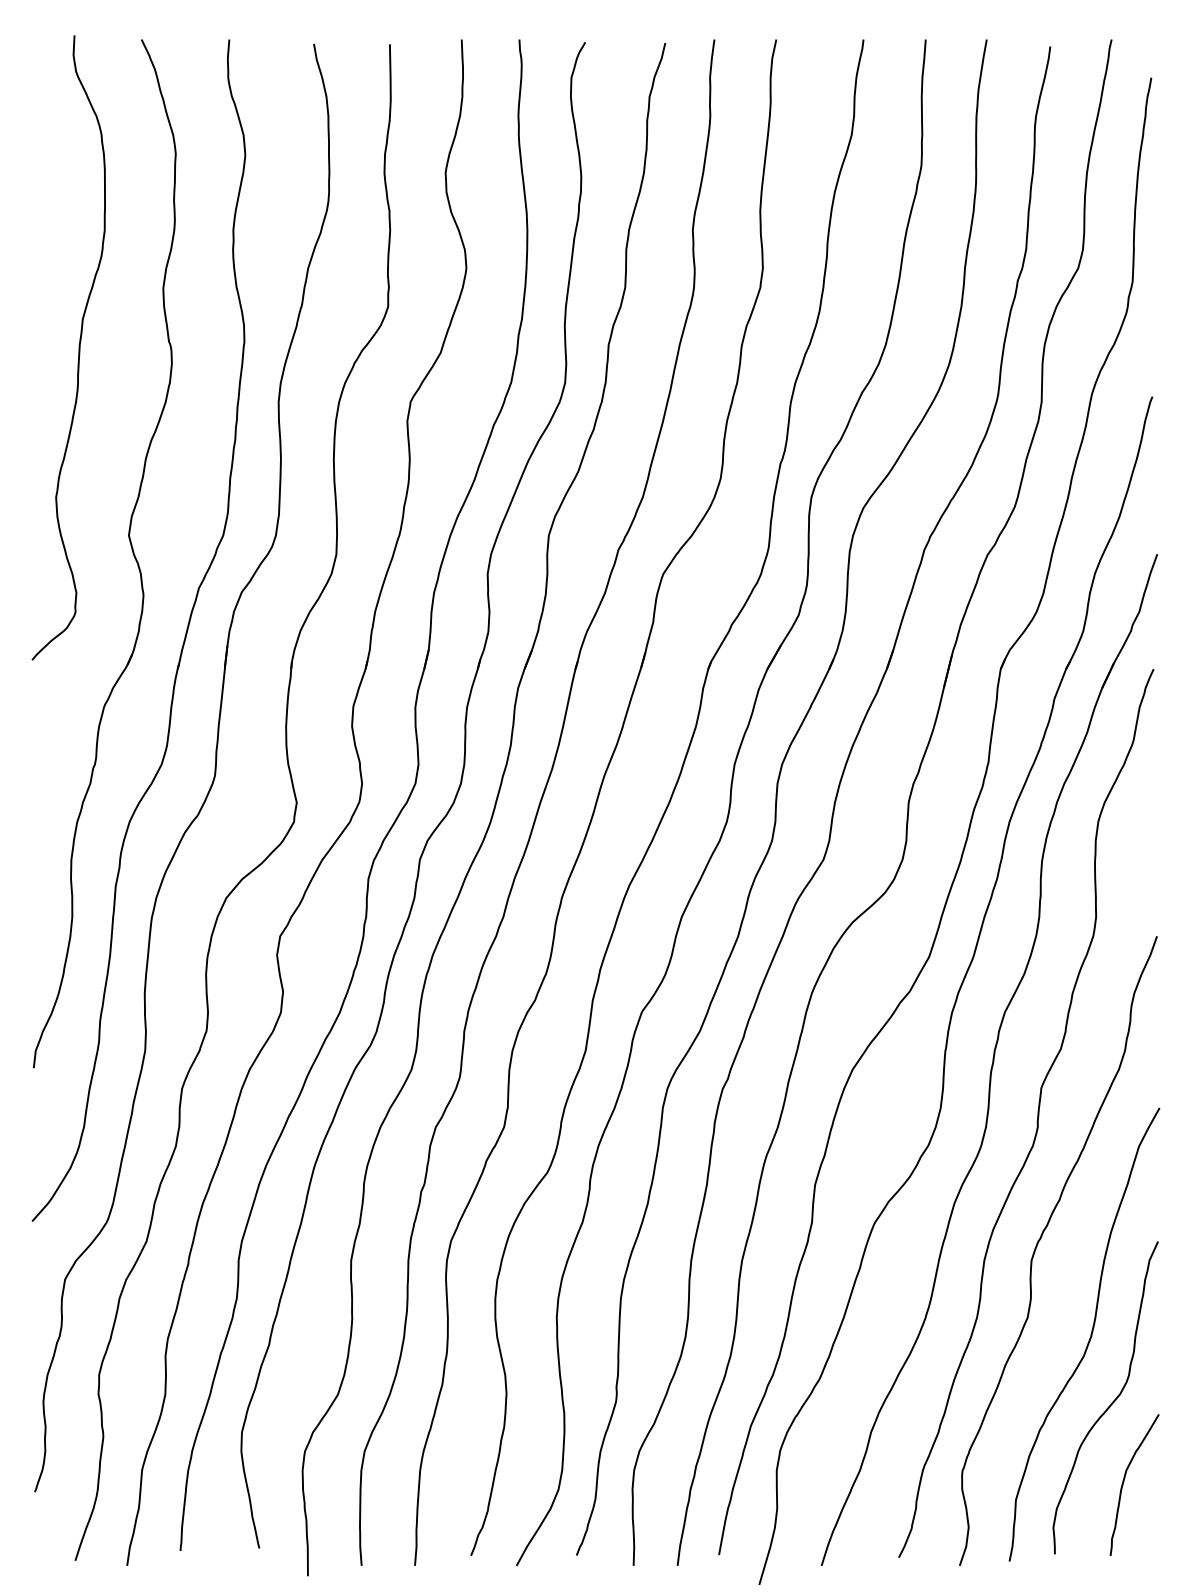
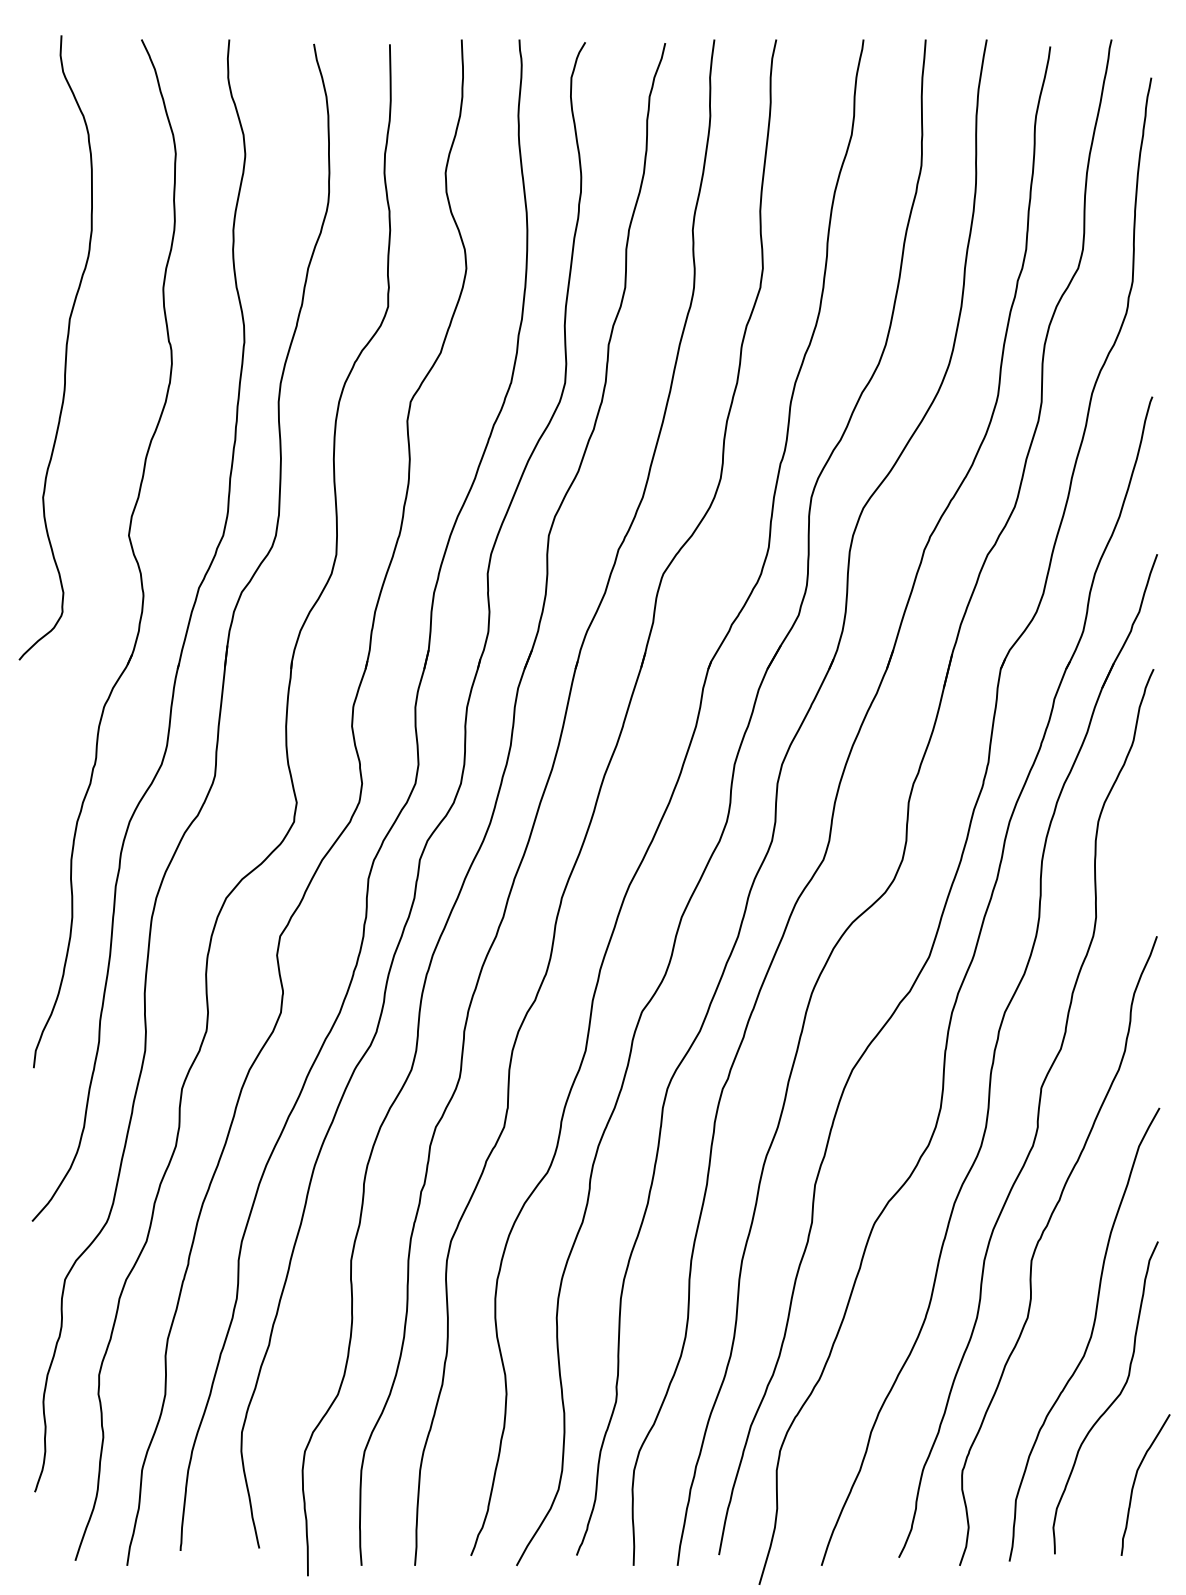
curve position: (78, 347) -> (65, 347) (65, 347)
curve position: (1124, 1482) -> (1135, 1482) (1135, 1482)
